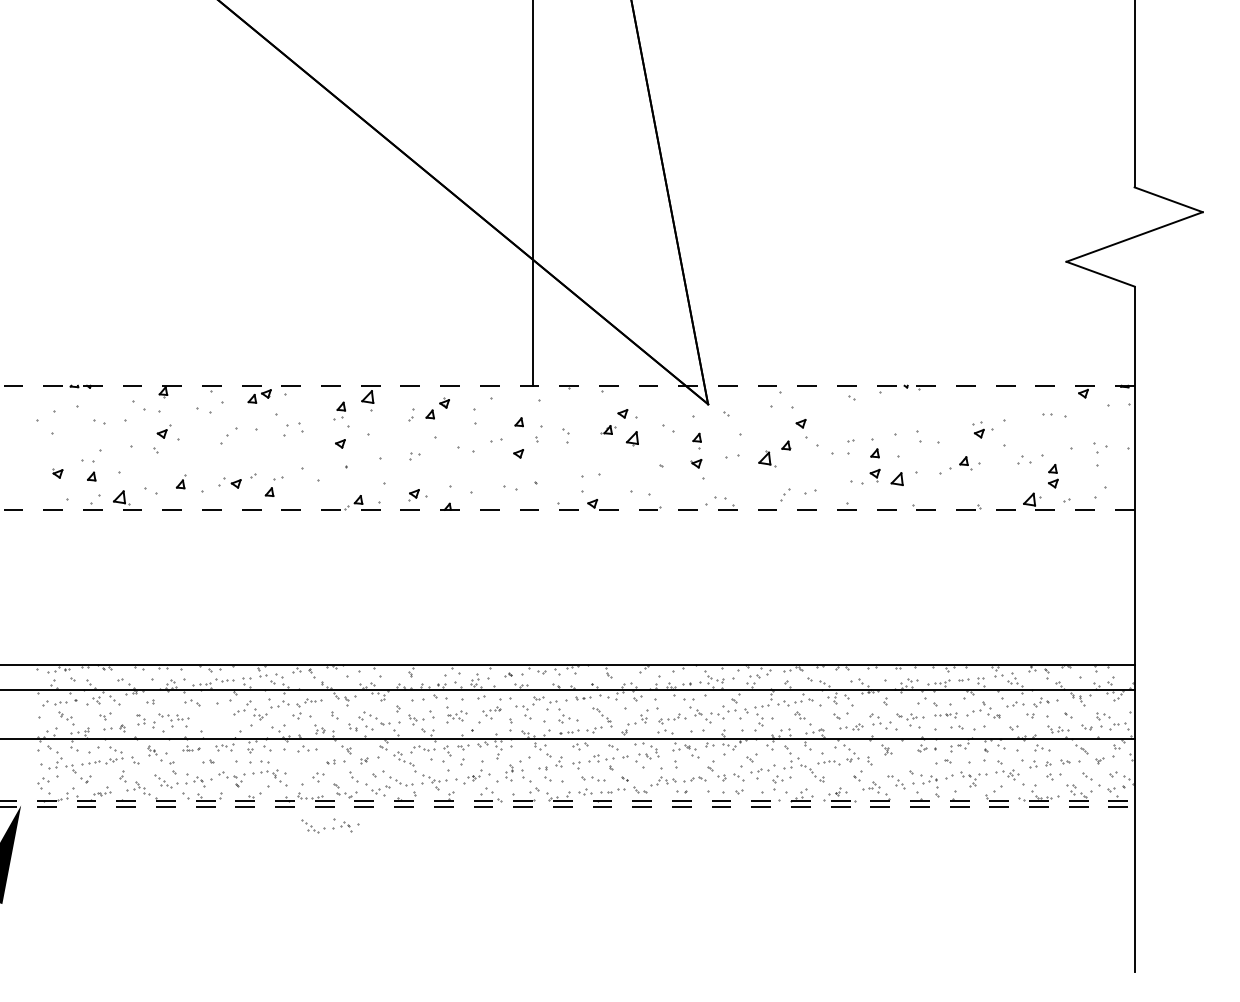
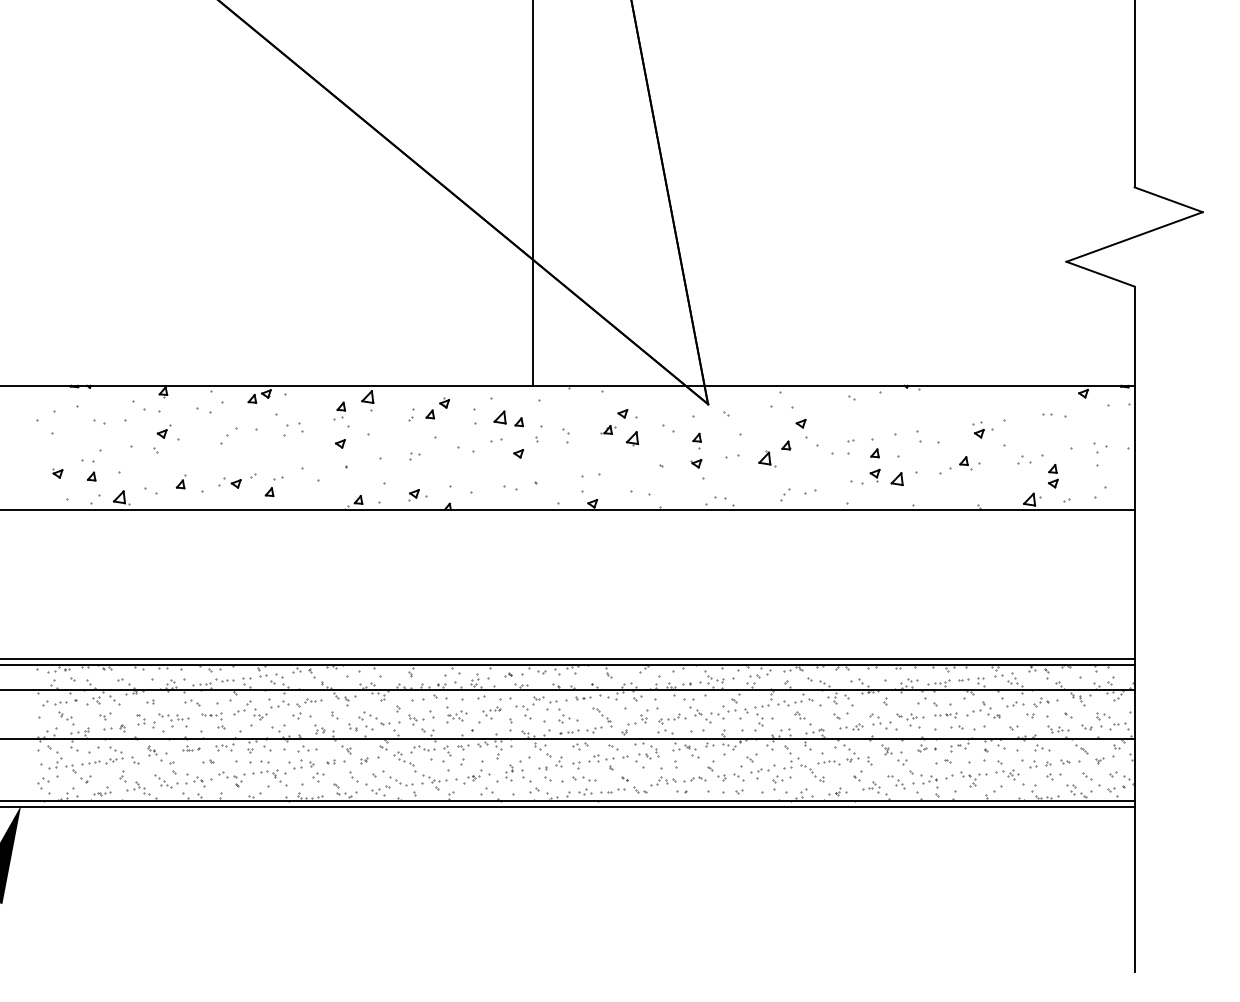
line: dashed -> solid (567, 385)
part: none -> present (499, 417)
line: dashed -> solid (567, 509)
line: none -> present (568, 658)
part: none -> present (213, 720)
part: none -> present (902, 758)
part: none -> present (301, 764)
part position: (593, 778) -> (584, 778) (584, 778)
line: dashed -> solid (567, 801)
line: dashed -> solid (567, 807)
part: present -> none (330, 825)
